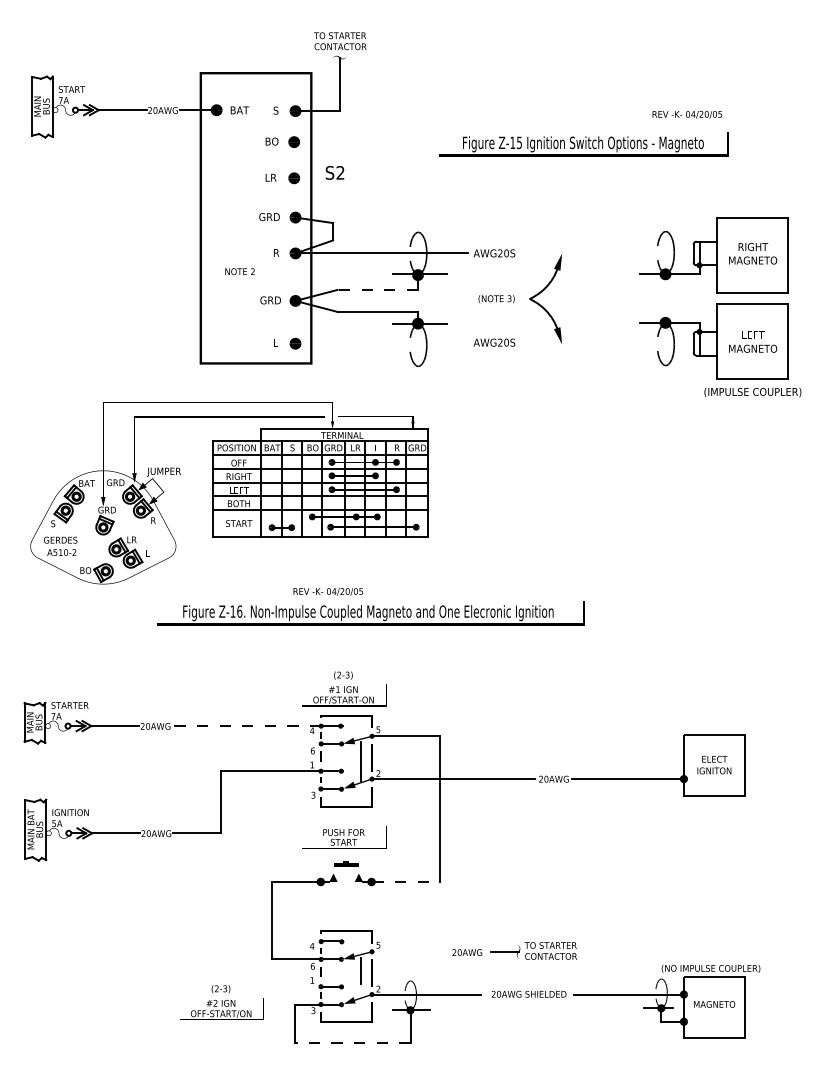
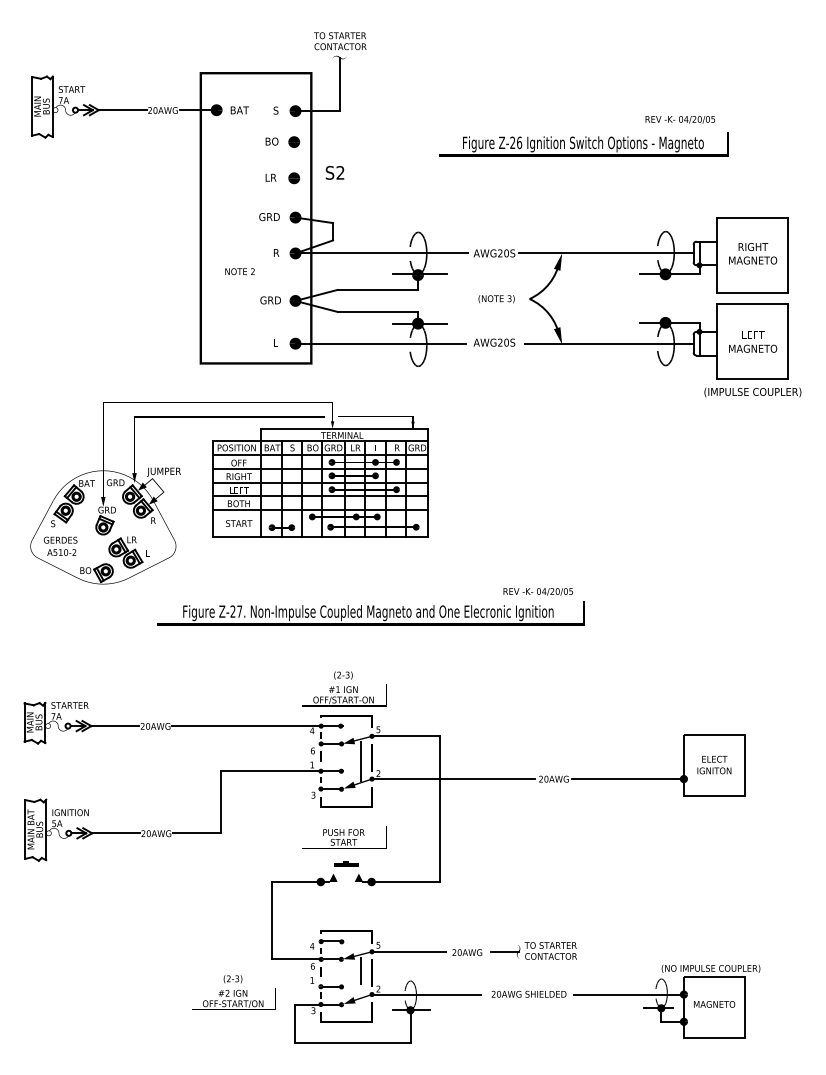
text position: (687, 114) -> (680, 119) (680, 119)
text: Z-15 -> Z-26 (516, 142)
line: none -> present (606, 253)
line: dashed -> solid (377, 289)
line: none -> present (380, 343)
line: none -> present (609, 343)
text position: (327, 591) -> (537, 591) (537, 591)
text: Z-16. -> Z-27. (236, 611)
line: dashed -> solid (246, 726)
line: dashed -> solid (406, 882)
line: none -> present (408, 951)
text position: (221, 1002) -> (233, 992) (233, 992)
line: dashed -> solid (352, 1042)
